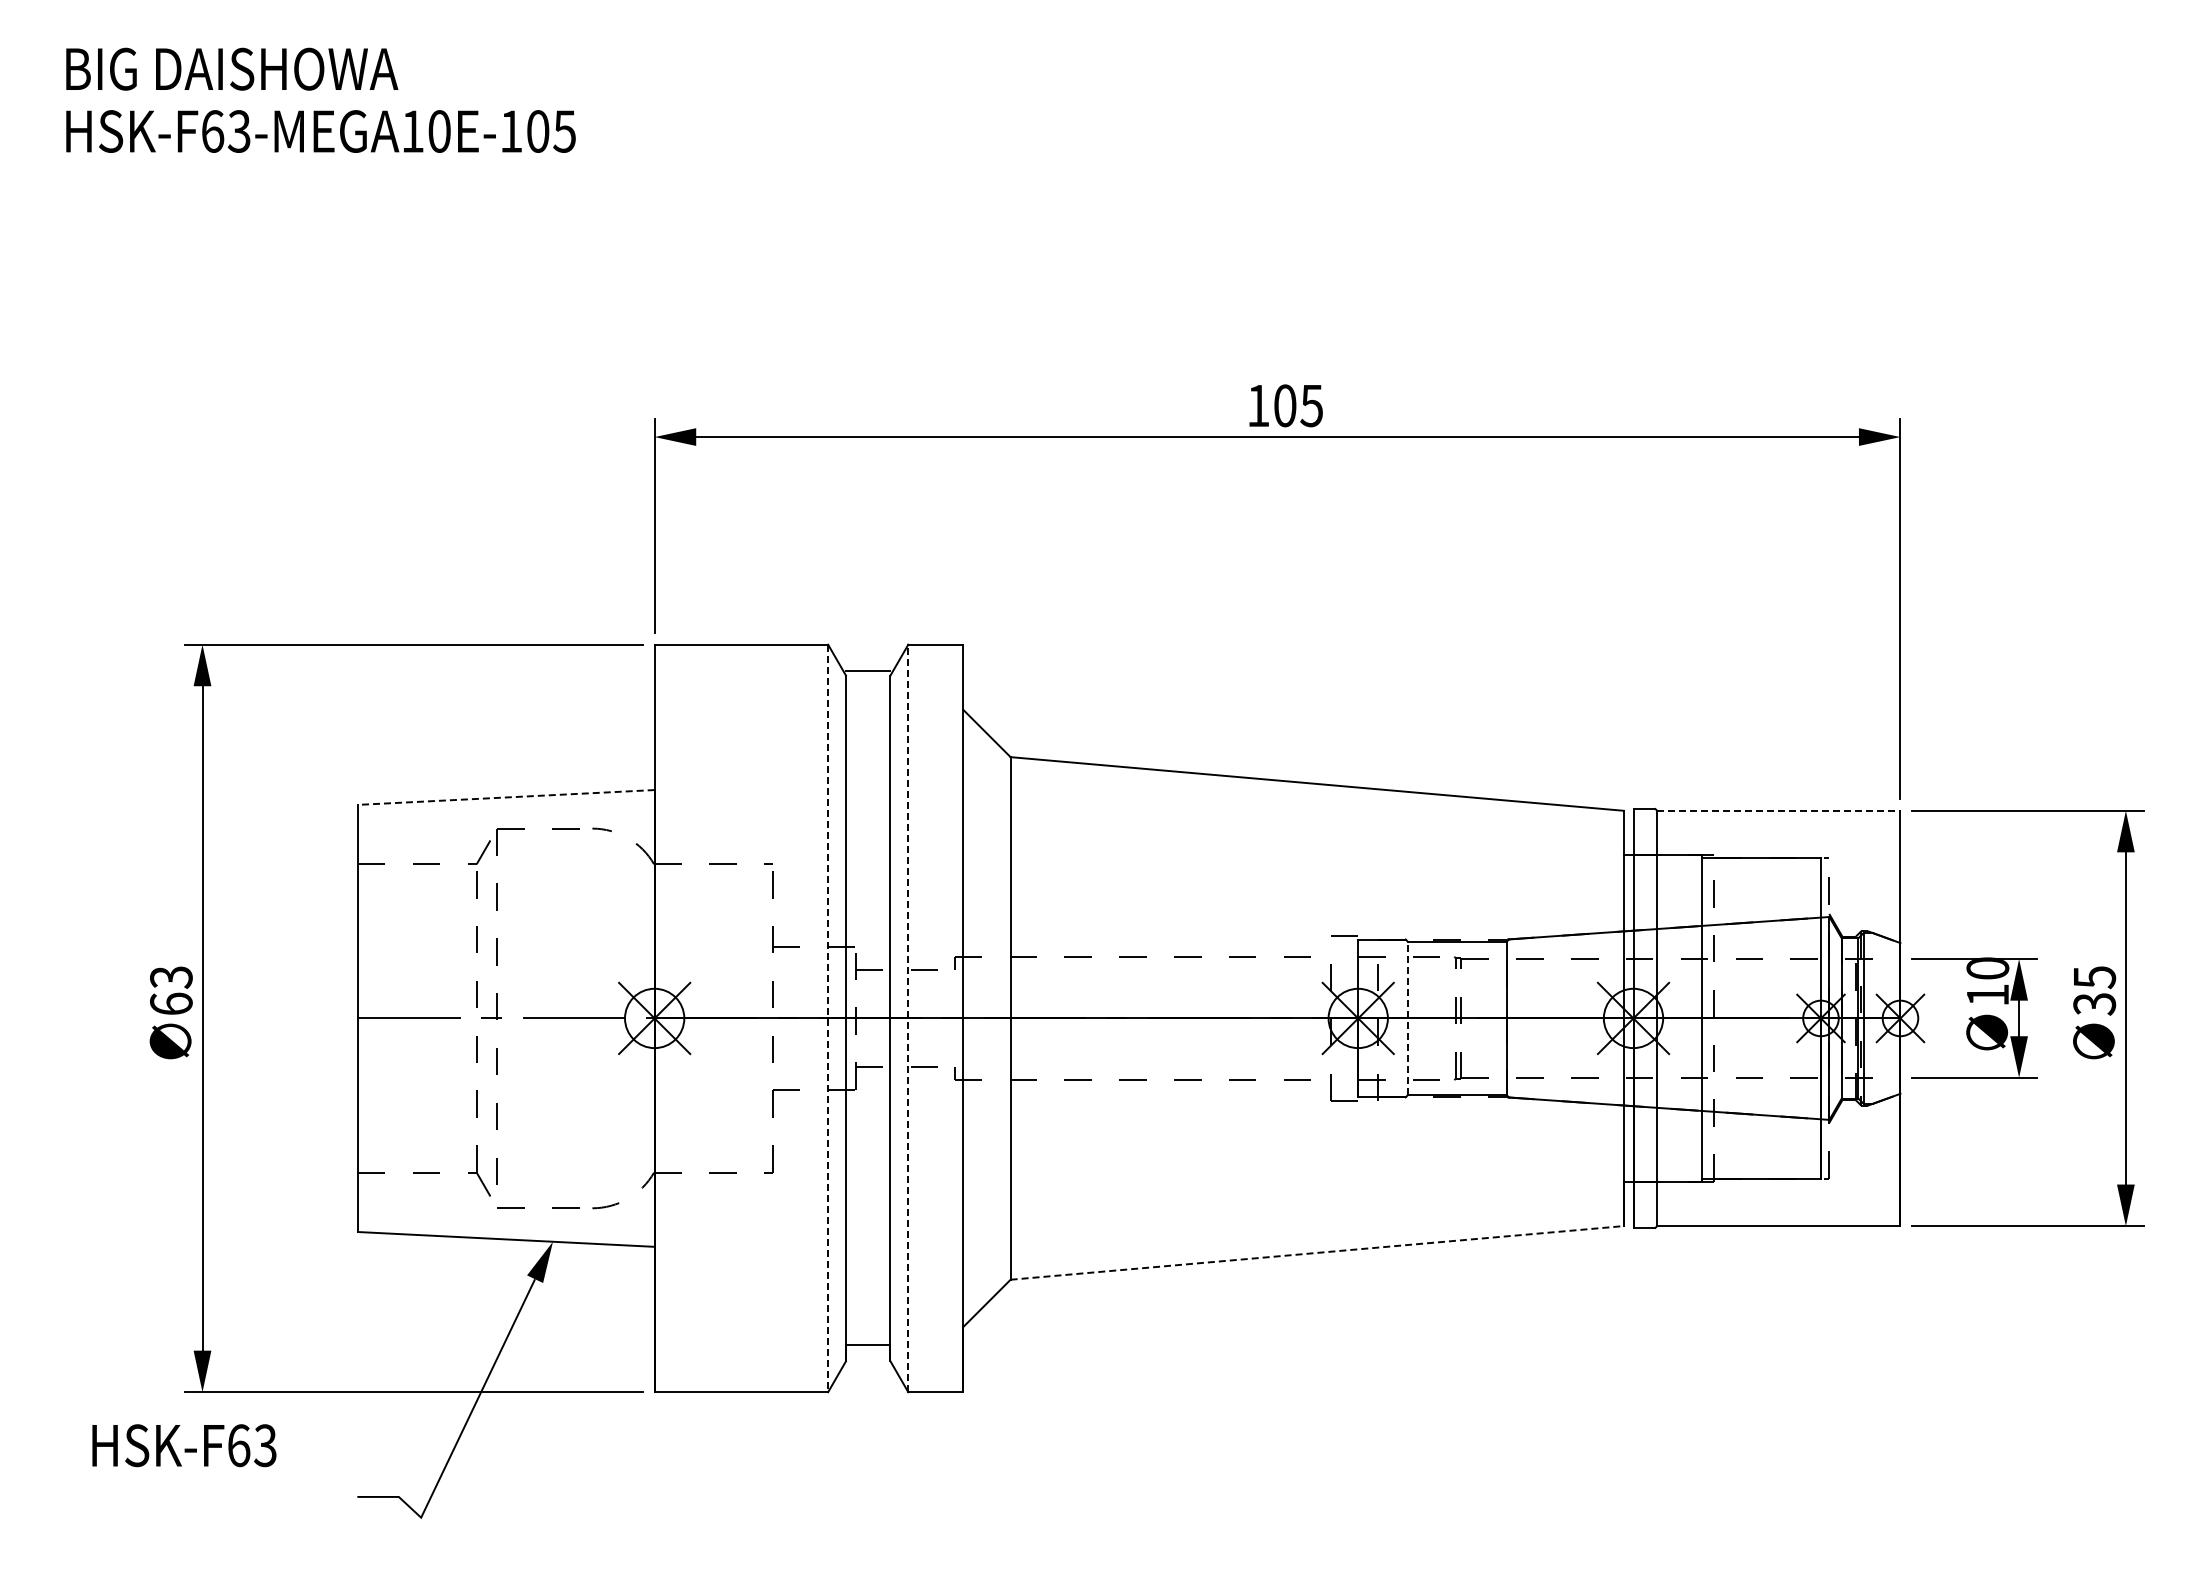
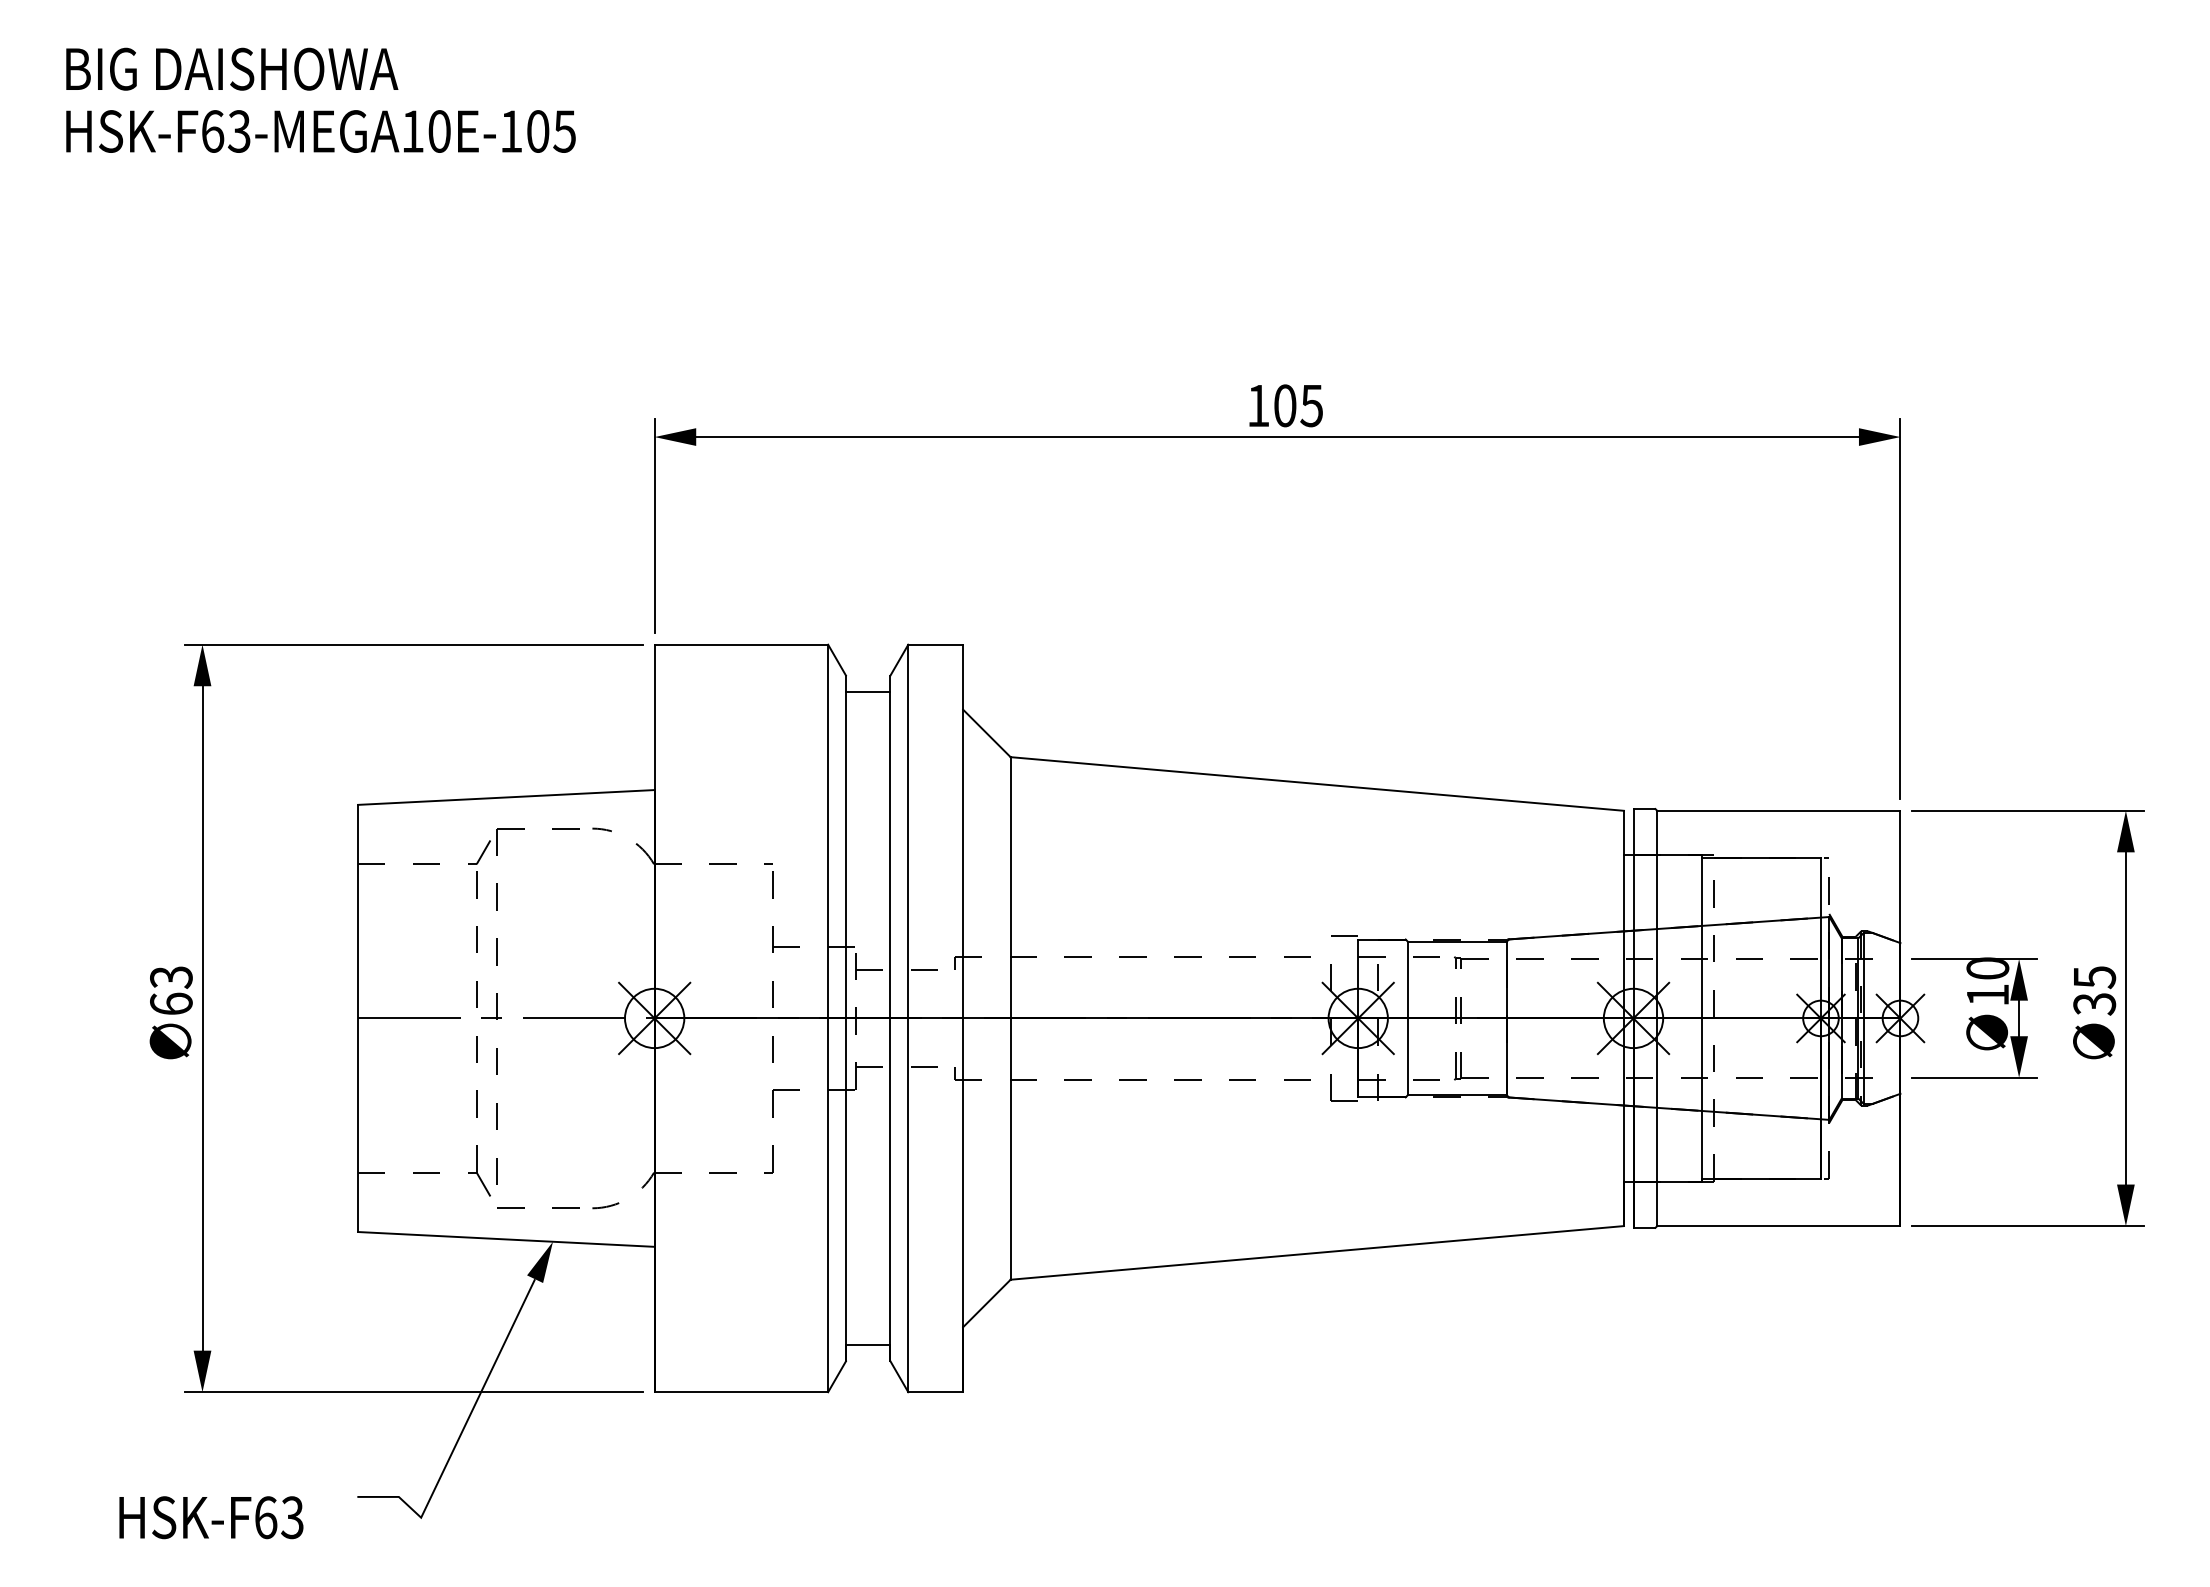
line position: (867, 671) -> (867, 692) (867, 692)
line: dashed -> solid (505, 797)
line: dashed -> solid (1778, 810)
line: dashed -> solid (828, 1018)
line: dashed -> solid (908, 1018)
line: dashed -> solid (1408, 1018)
line: dashed -> solid (1317, 1252)
text position: (184, 1445) -> (211, 1517) (211, 1517)
